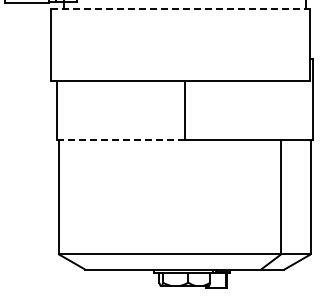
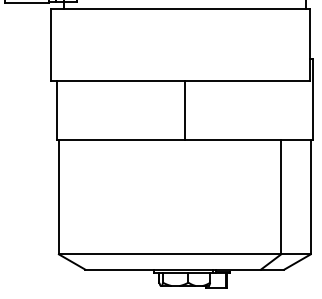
line: dashed -> solid (180, 9)
line: dashed -> solid (120, 139)
